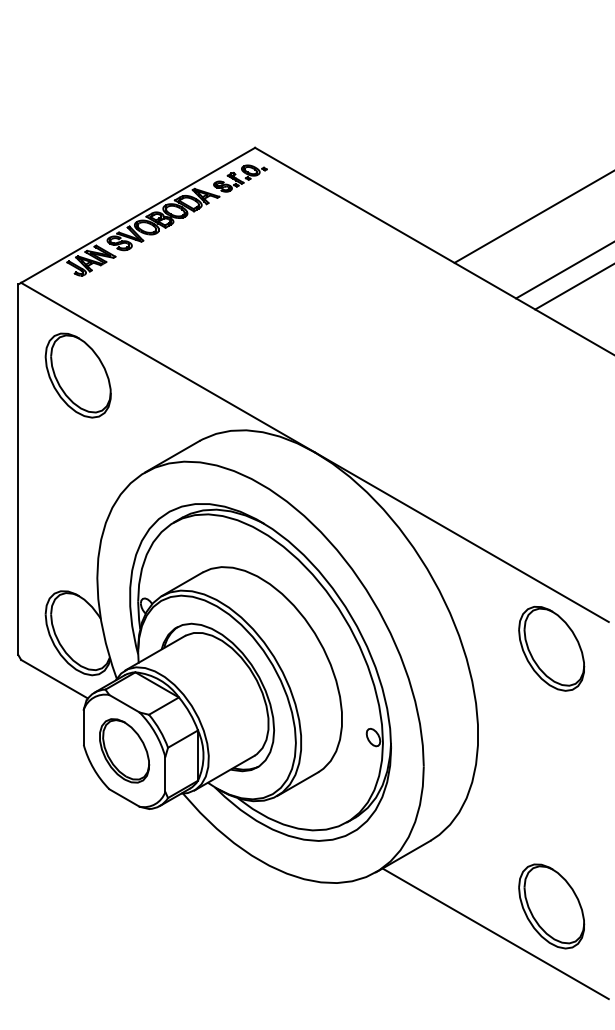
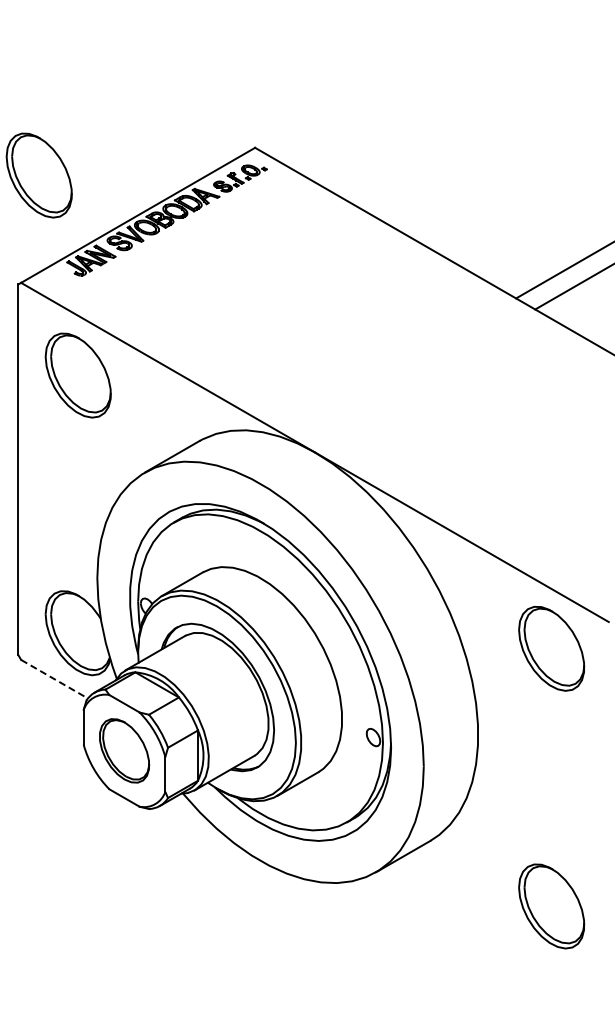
part: none -> present (38, 175)
line: present -> none (532, 217)
line: solid -> dashed (54, 679)
line: present -> none (495, 933)
